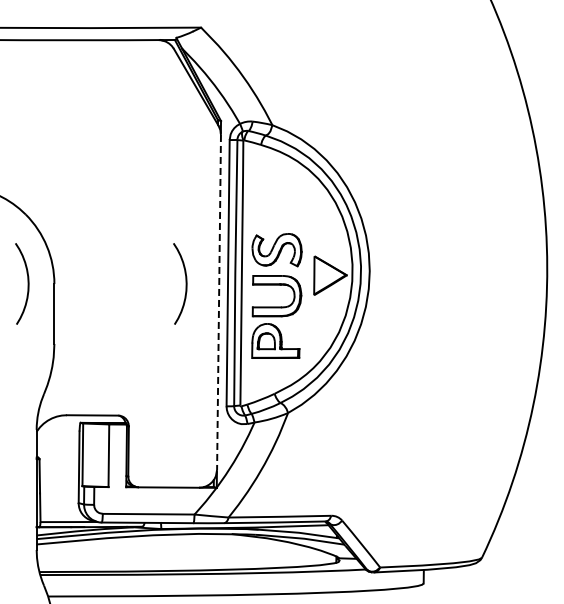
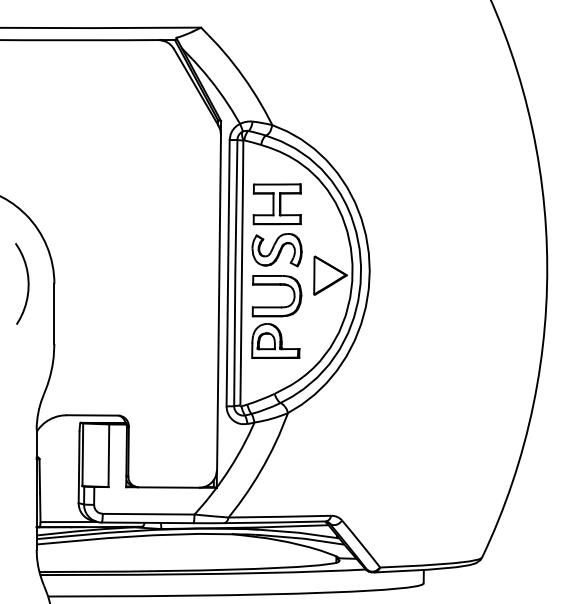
part: none -> present (276, 204)
curve: present -> none (185, 283)
line: dashed -> solid (219, 302)
